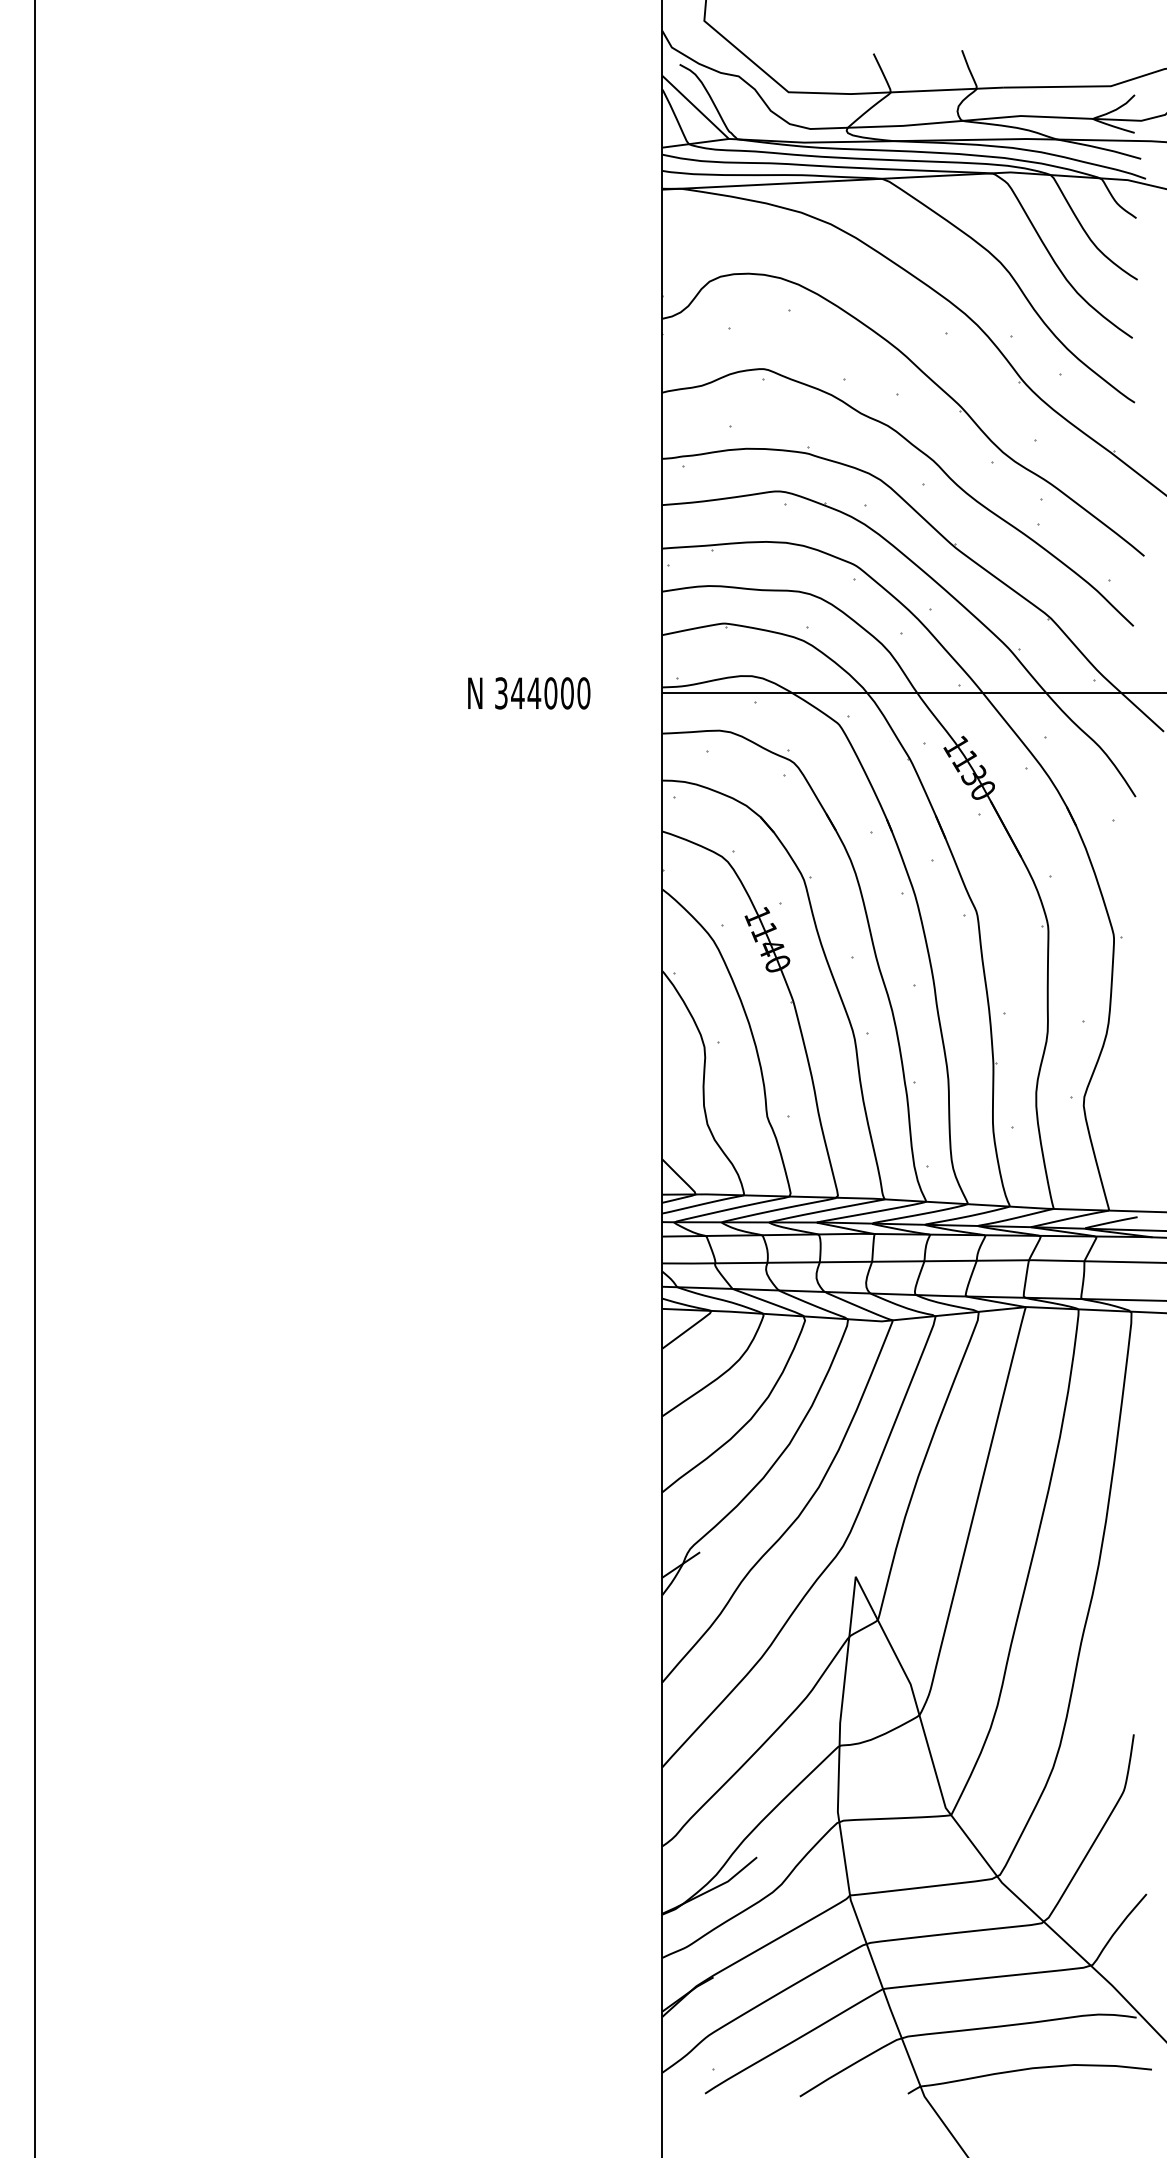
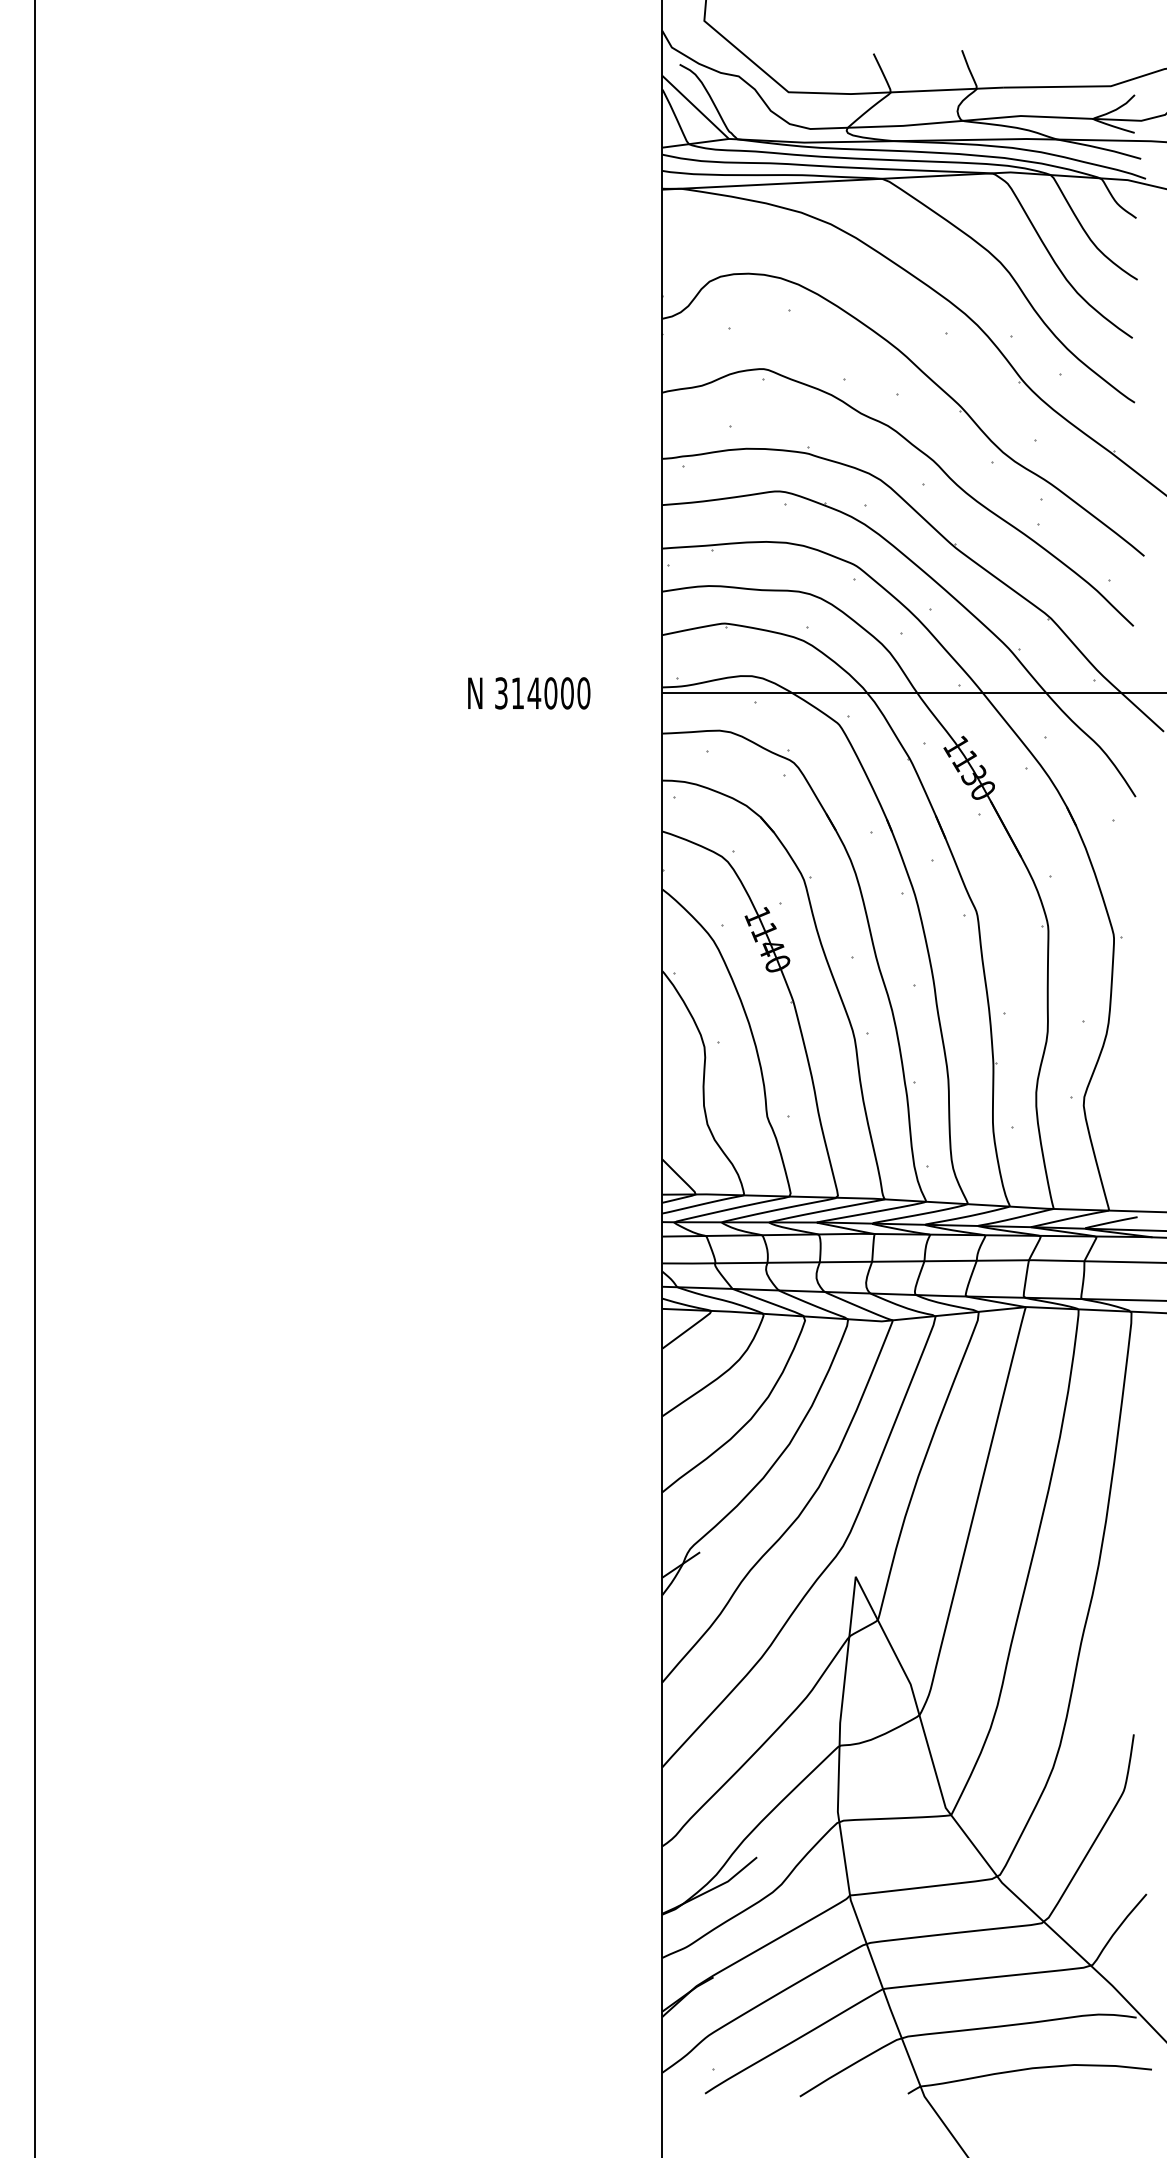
text: 344000 -> 314000 (517, 692)
